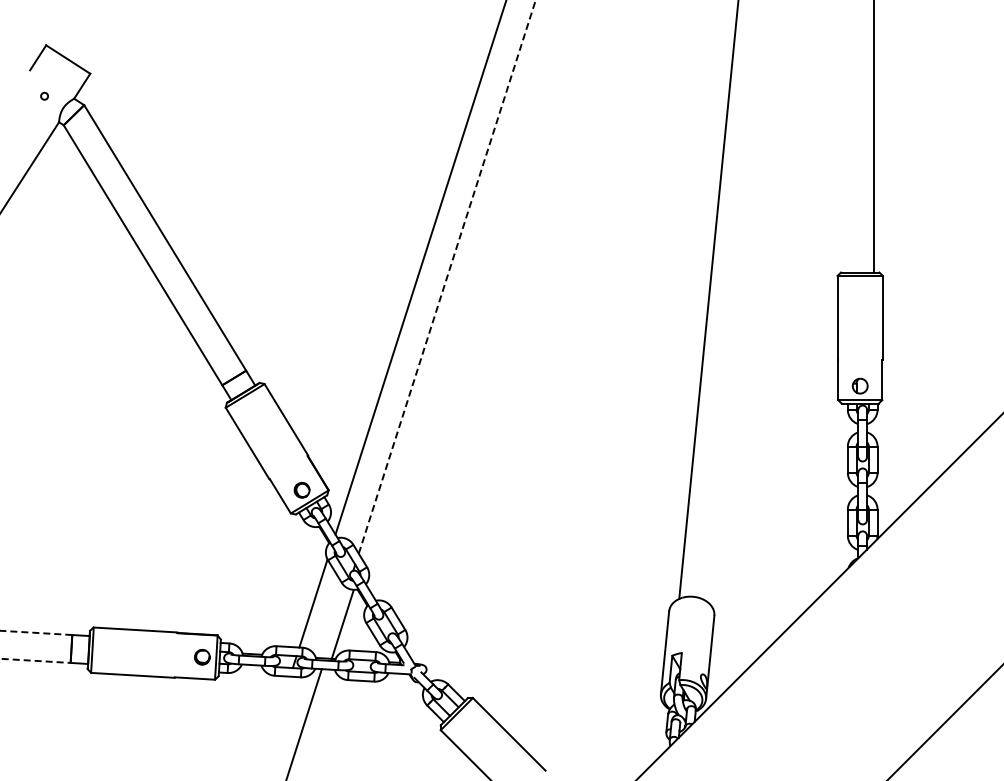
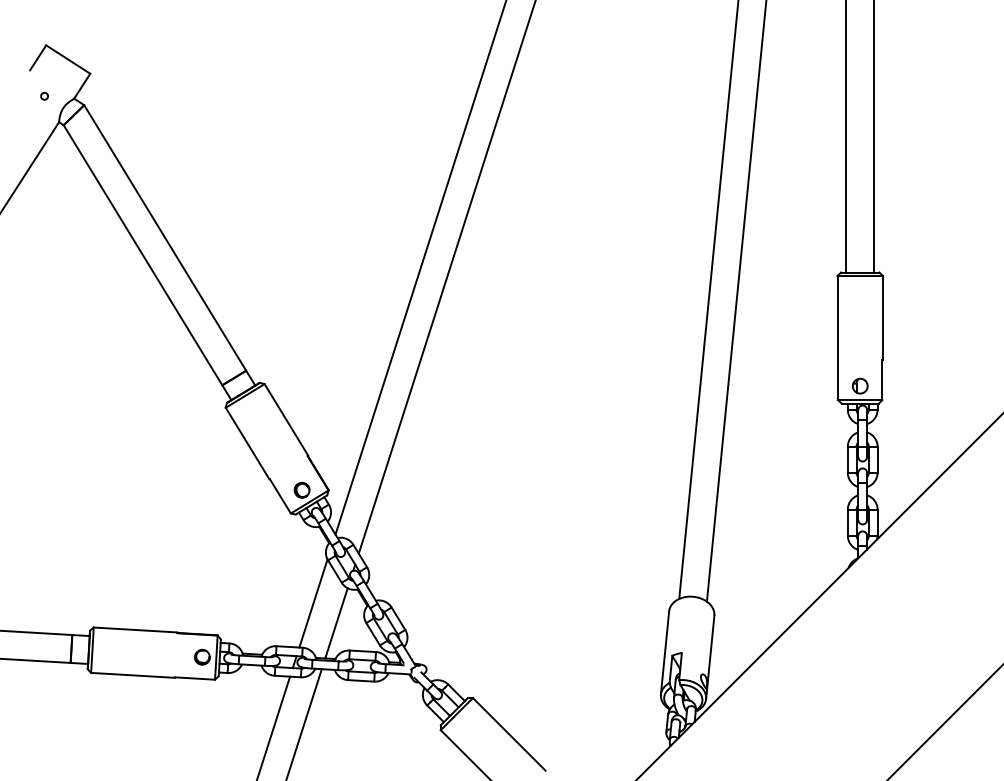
line: none -> present (846, 137)
line: dashed -> solid (447, 276)
line: none -> present (736, 301)
line position: (342, 625) -> (336, 623) (336, 623)
line: dashed -> solid (36, 632)
line: dashed -> solid (35, 660)
line: none -> present (273, 726)
